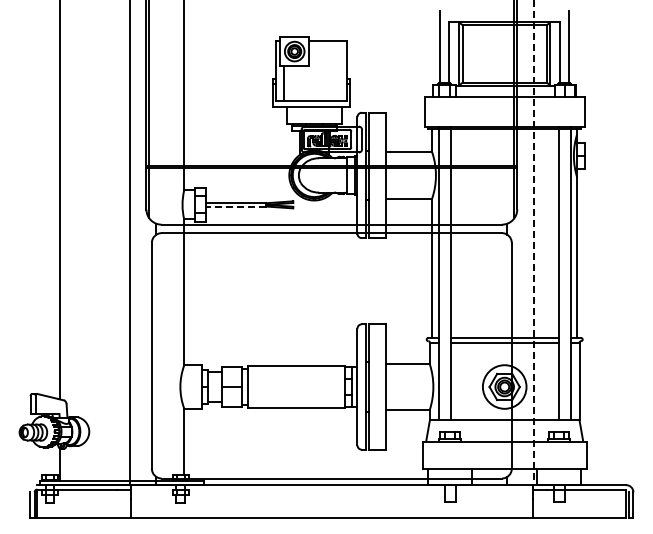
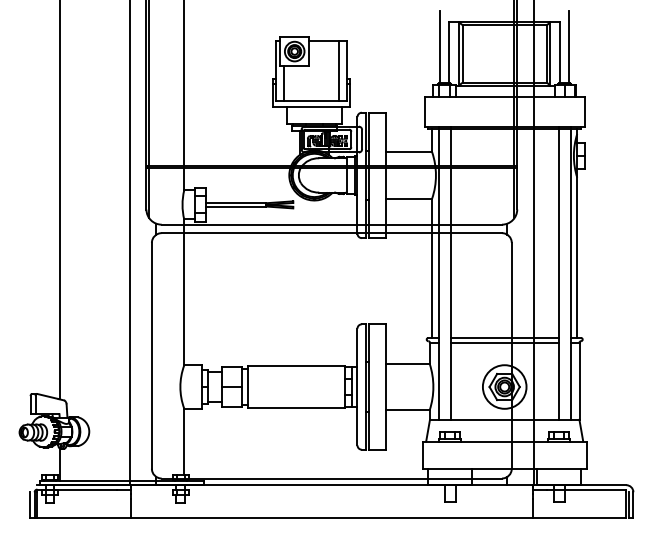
line: none -> present (339, 70)
line: dashed -> solid (236, 207)
line: dashed -> solid (533, 243)
